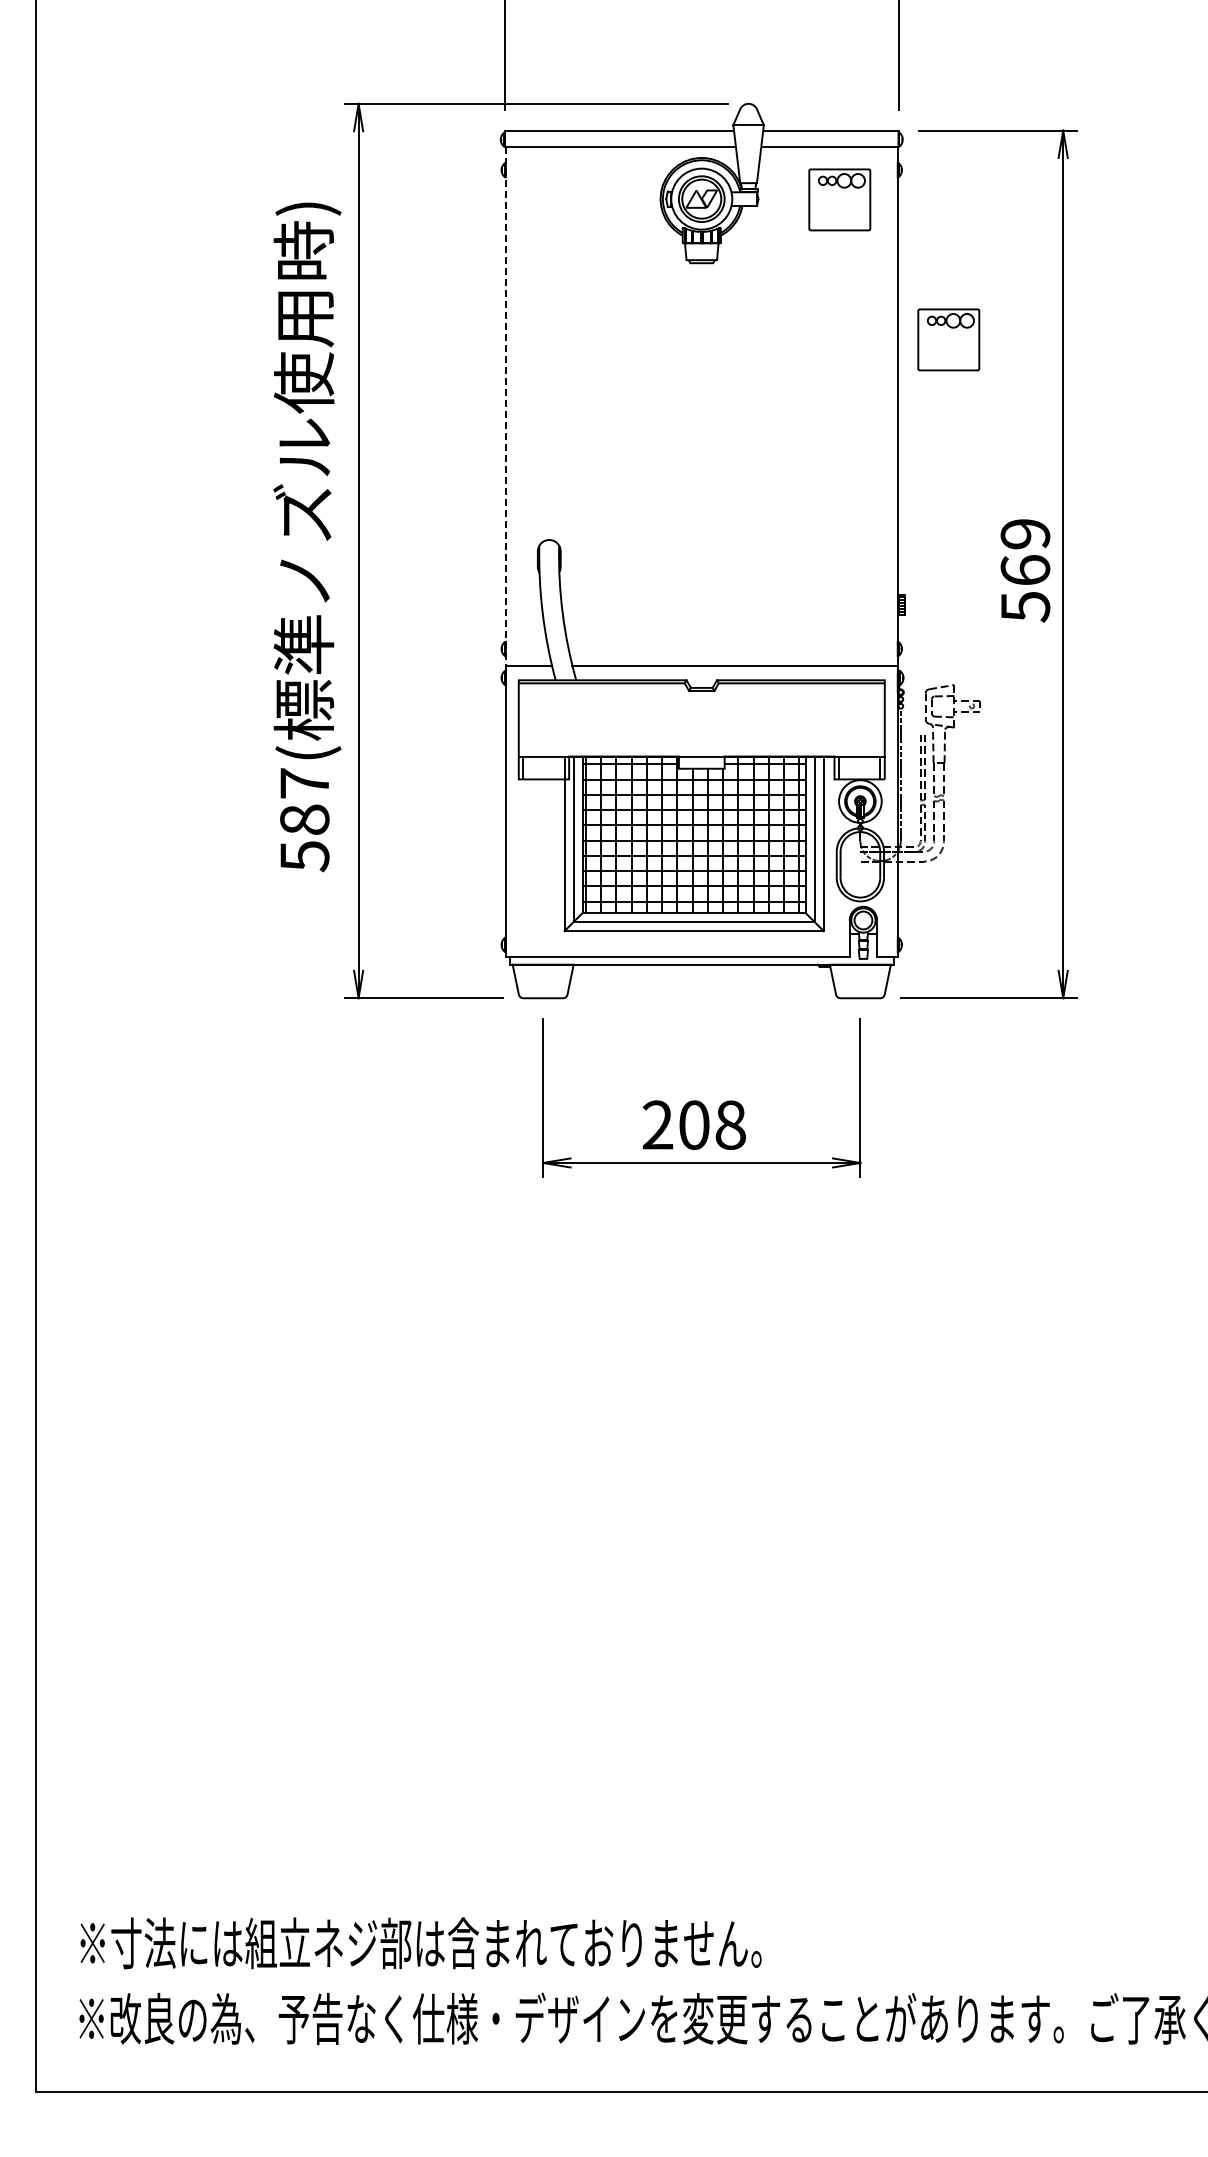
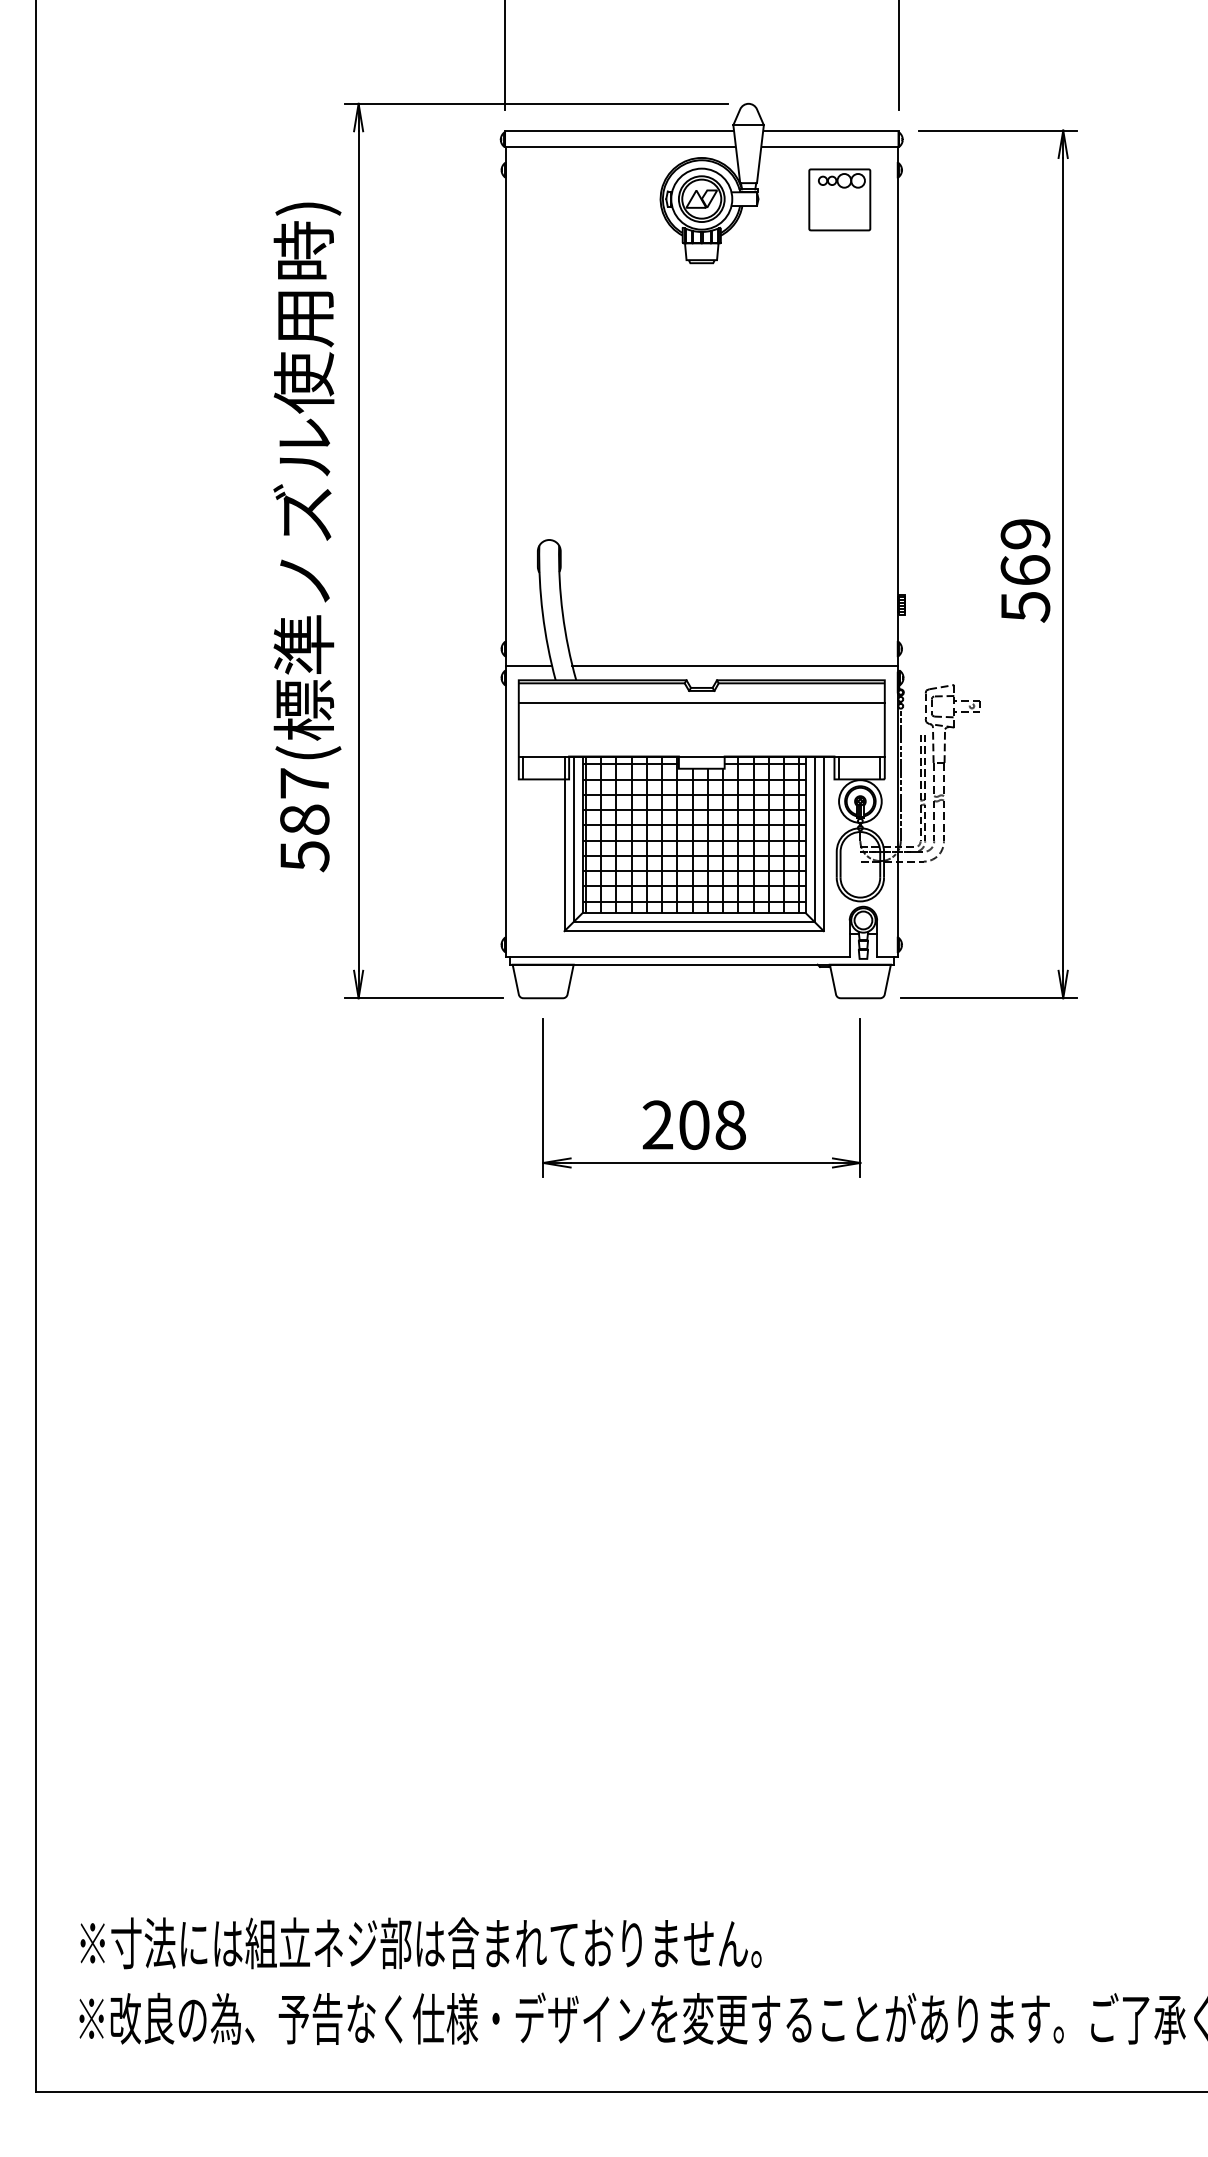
part: present -> none (948, 339)
line: dashed -> solid (505, 407)
line: none -> present (701, 703)
